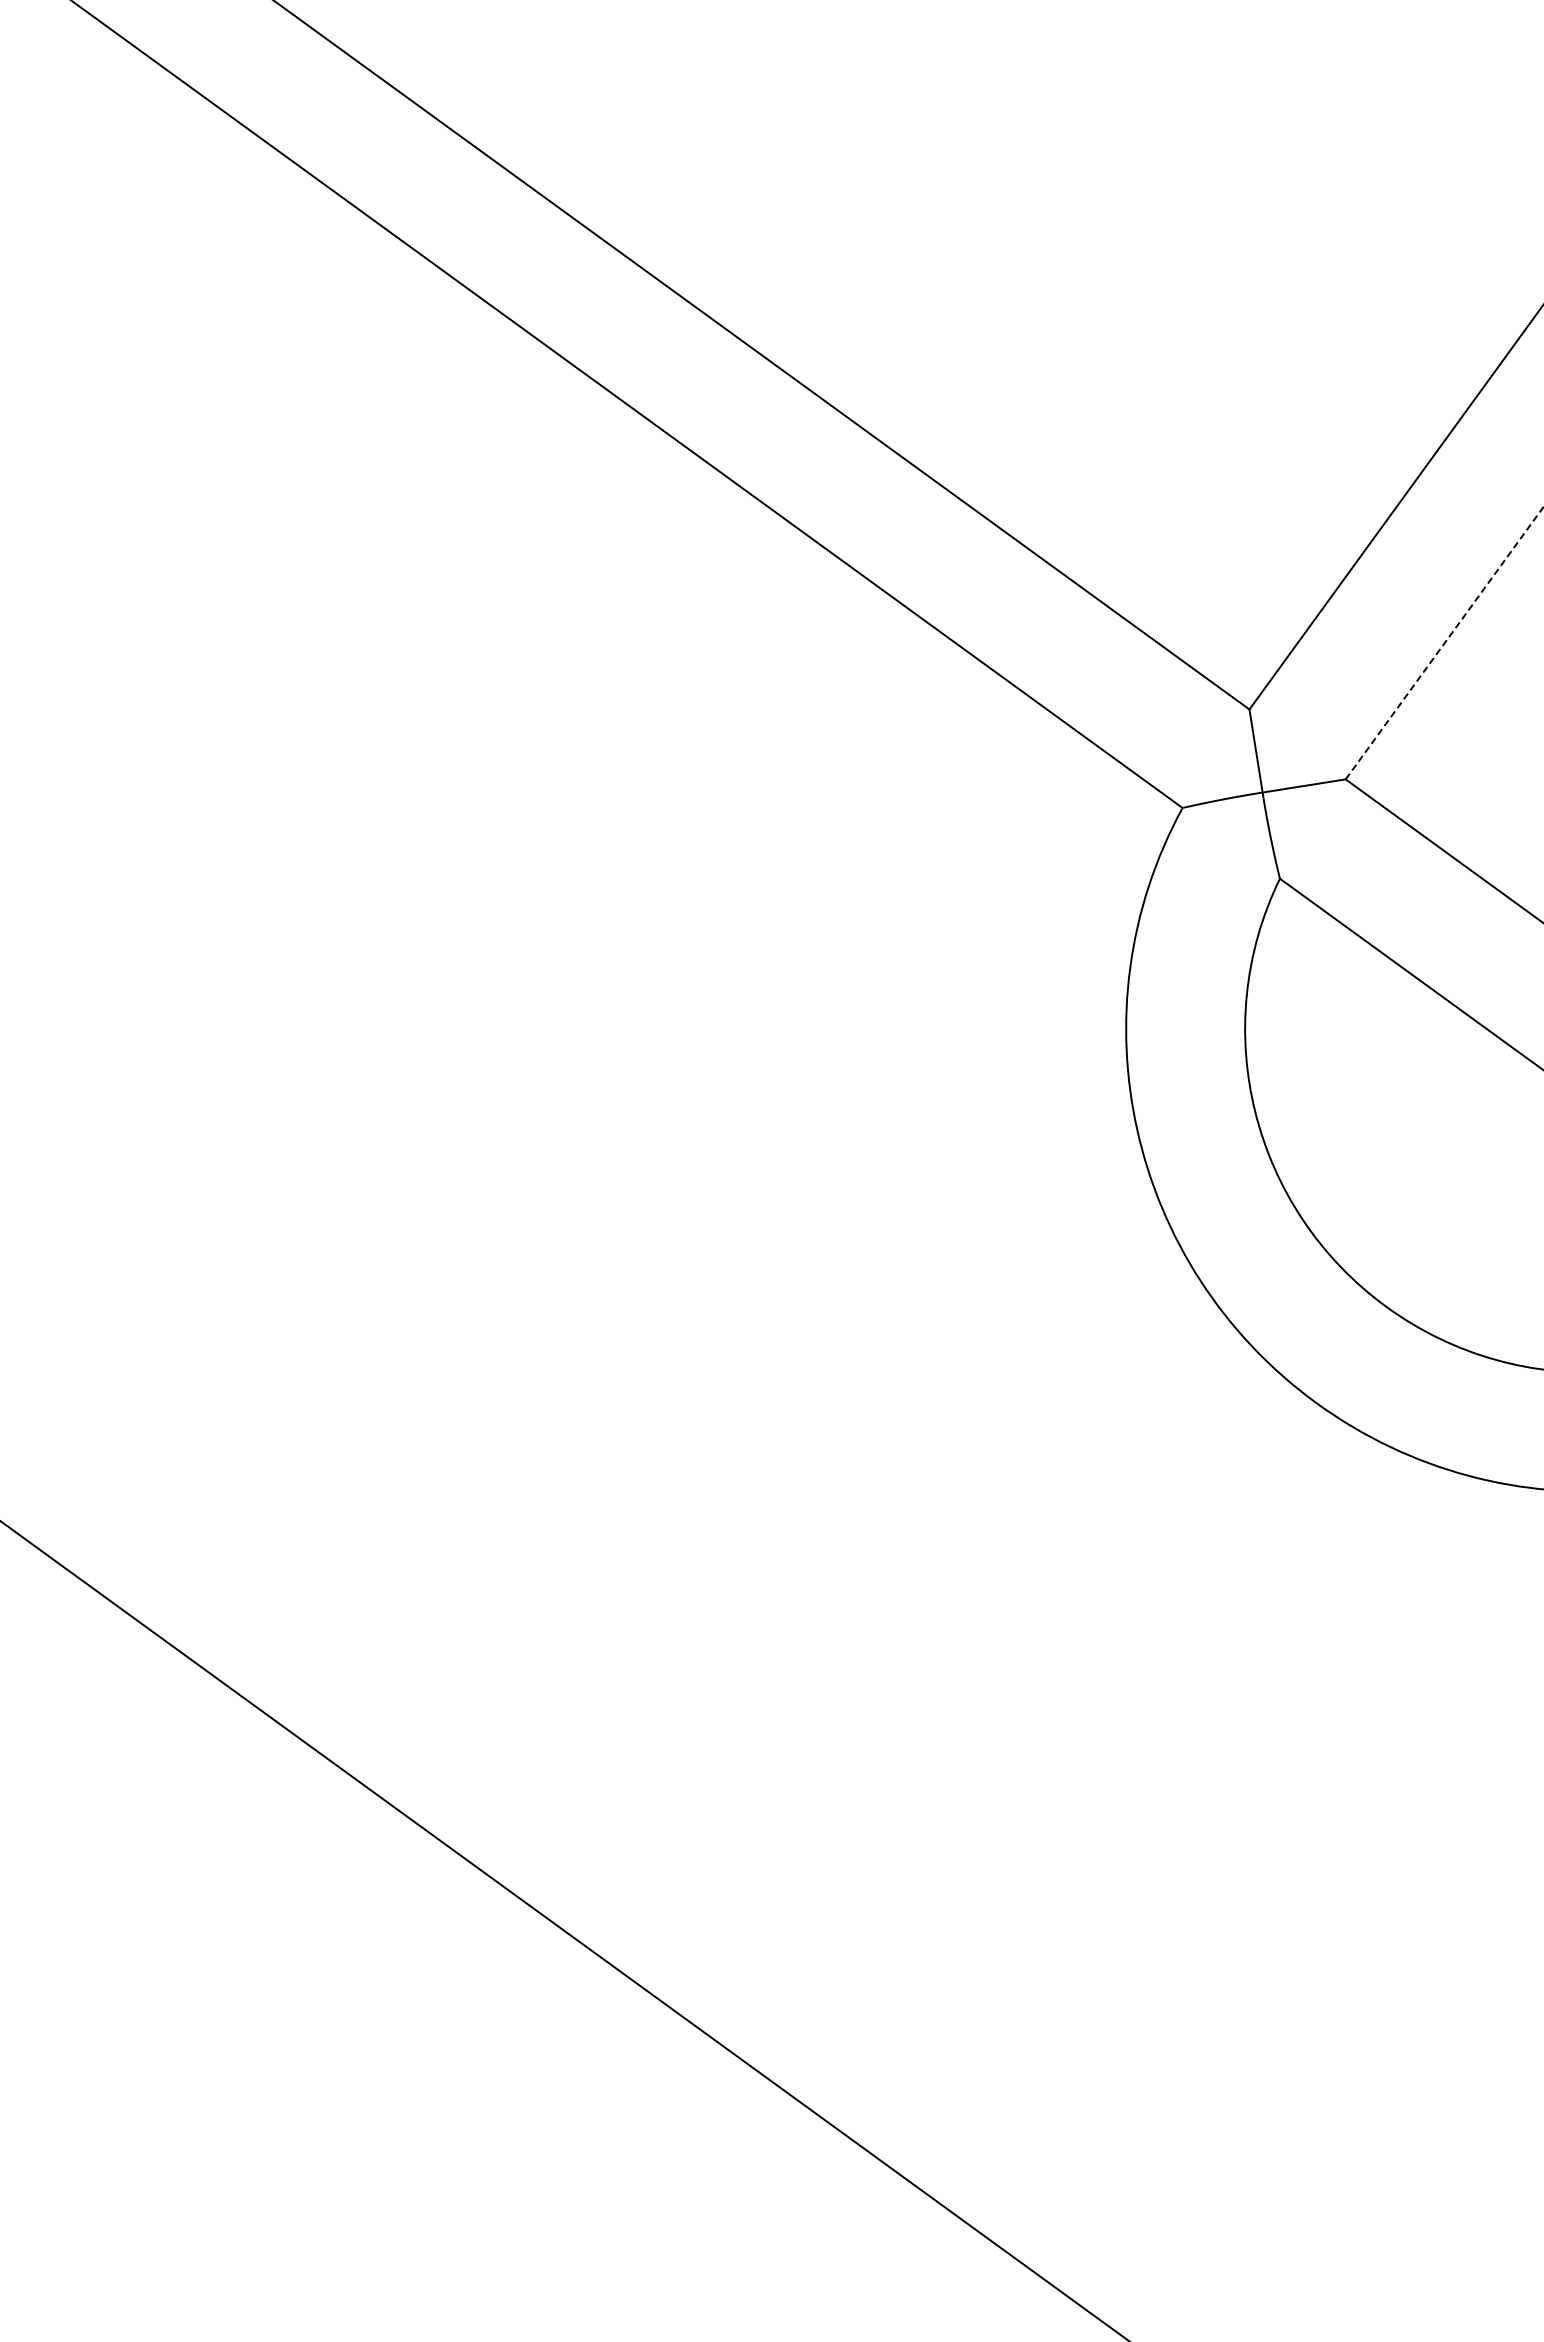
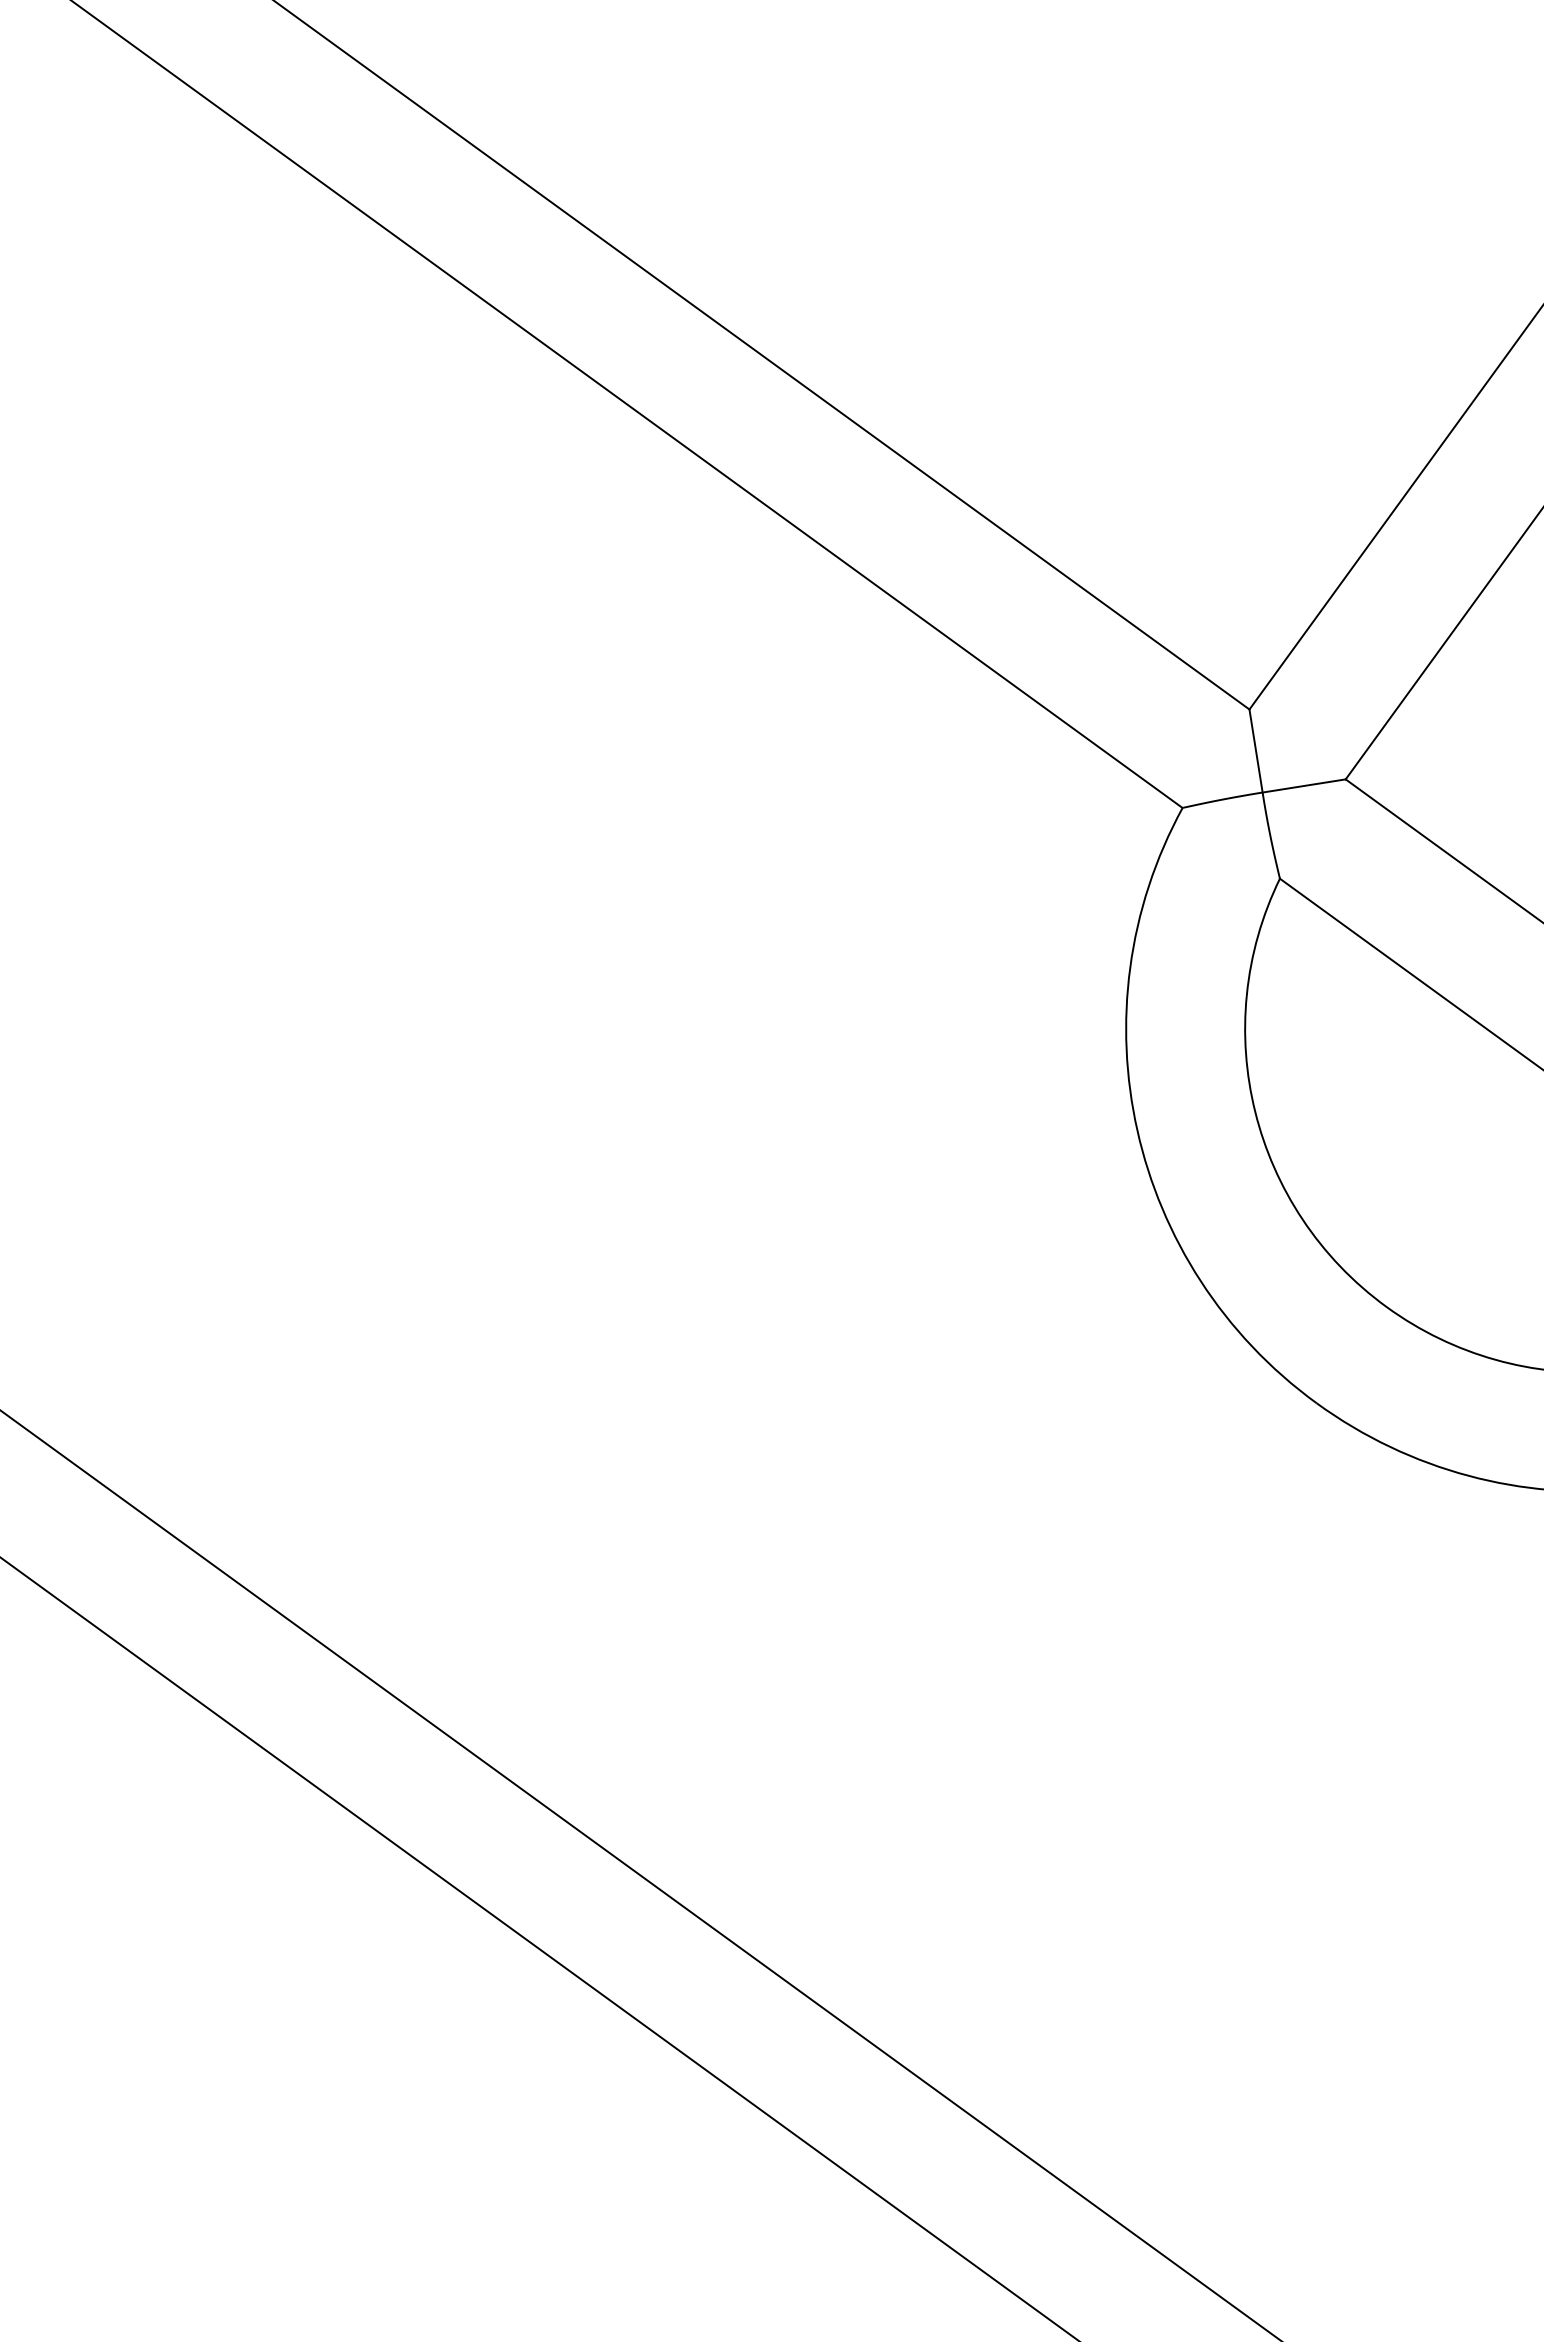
line: dashed -> solid (1444, 642)
line: none -> present (640, 1874)
line position: (563, 1930) -> (538, 1948) (538, 1948)
